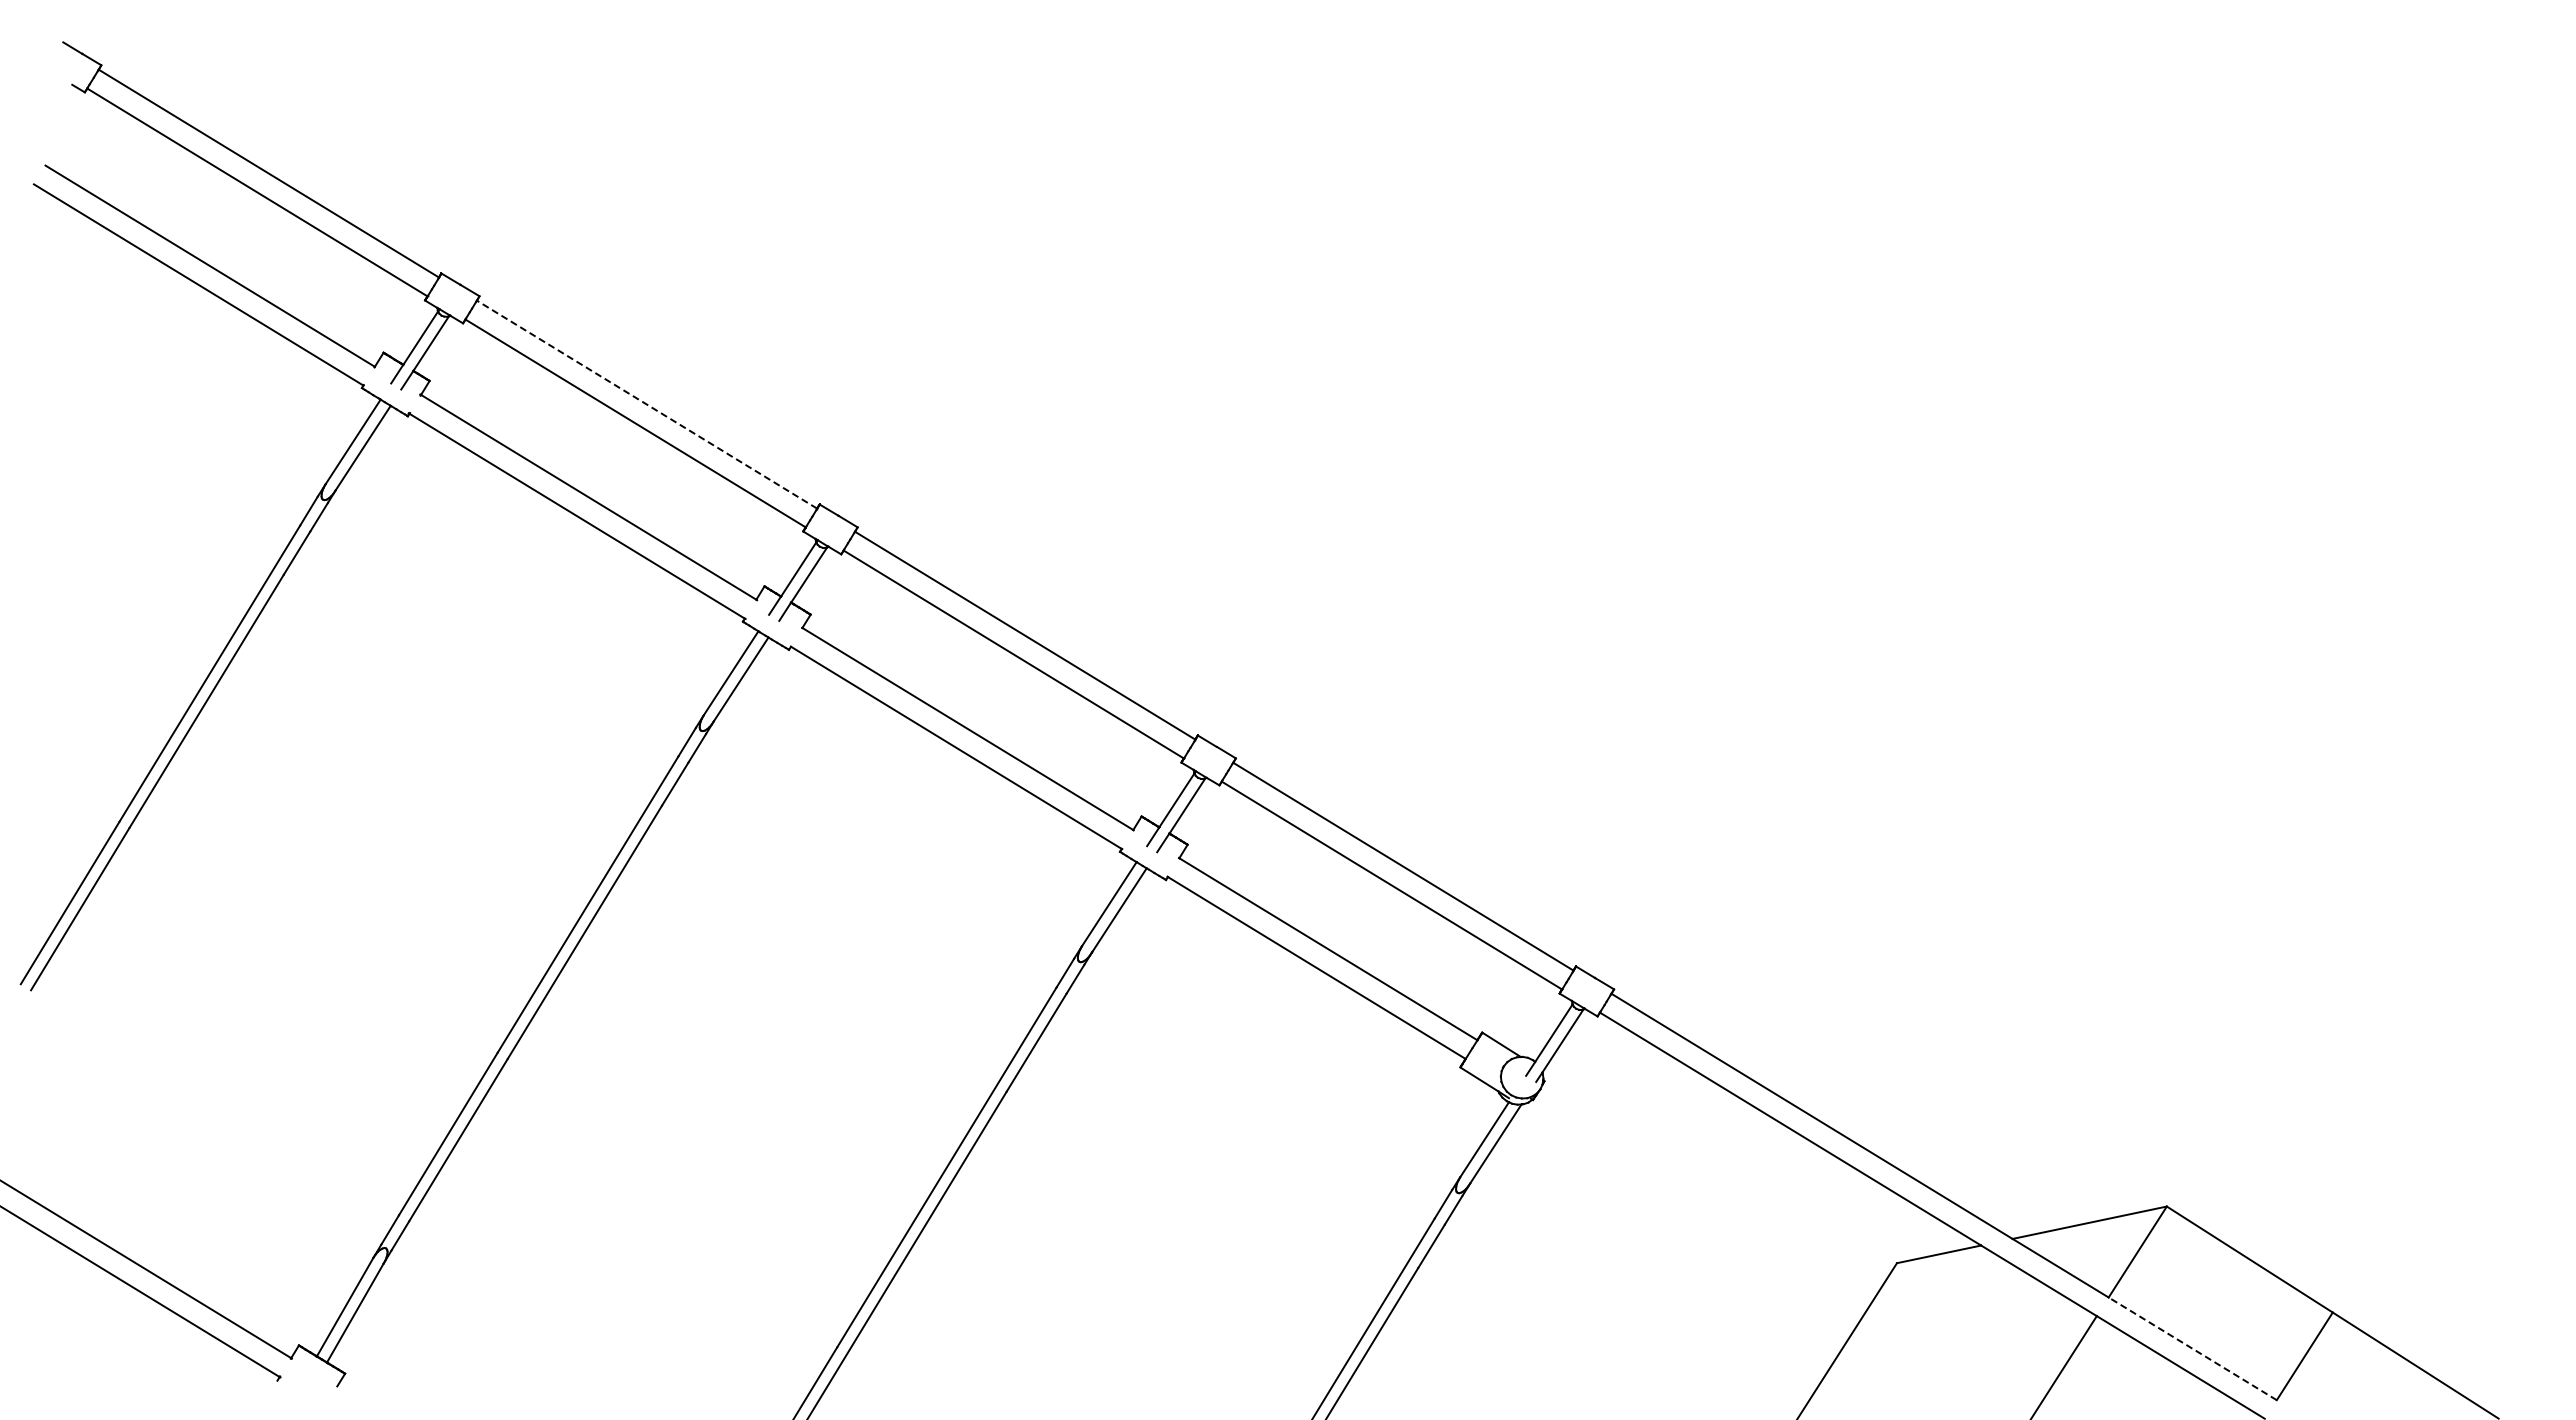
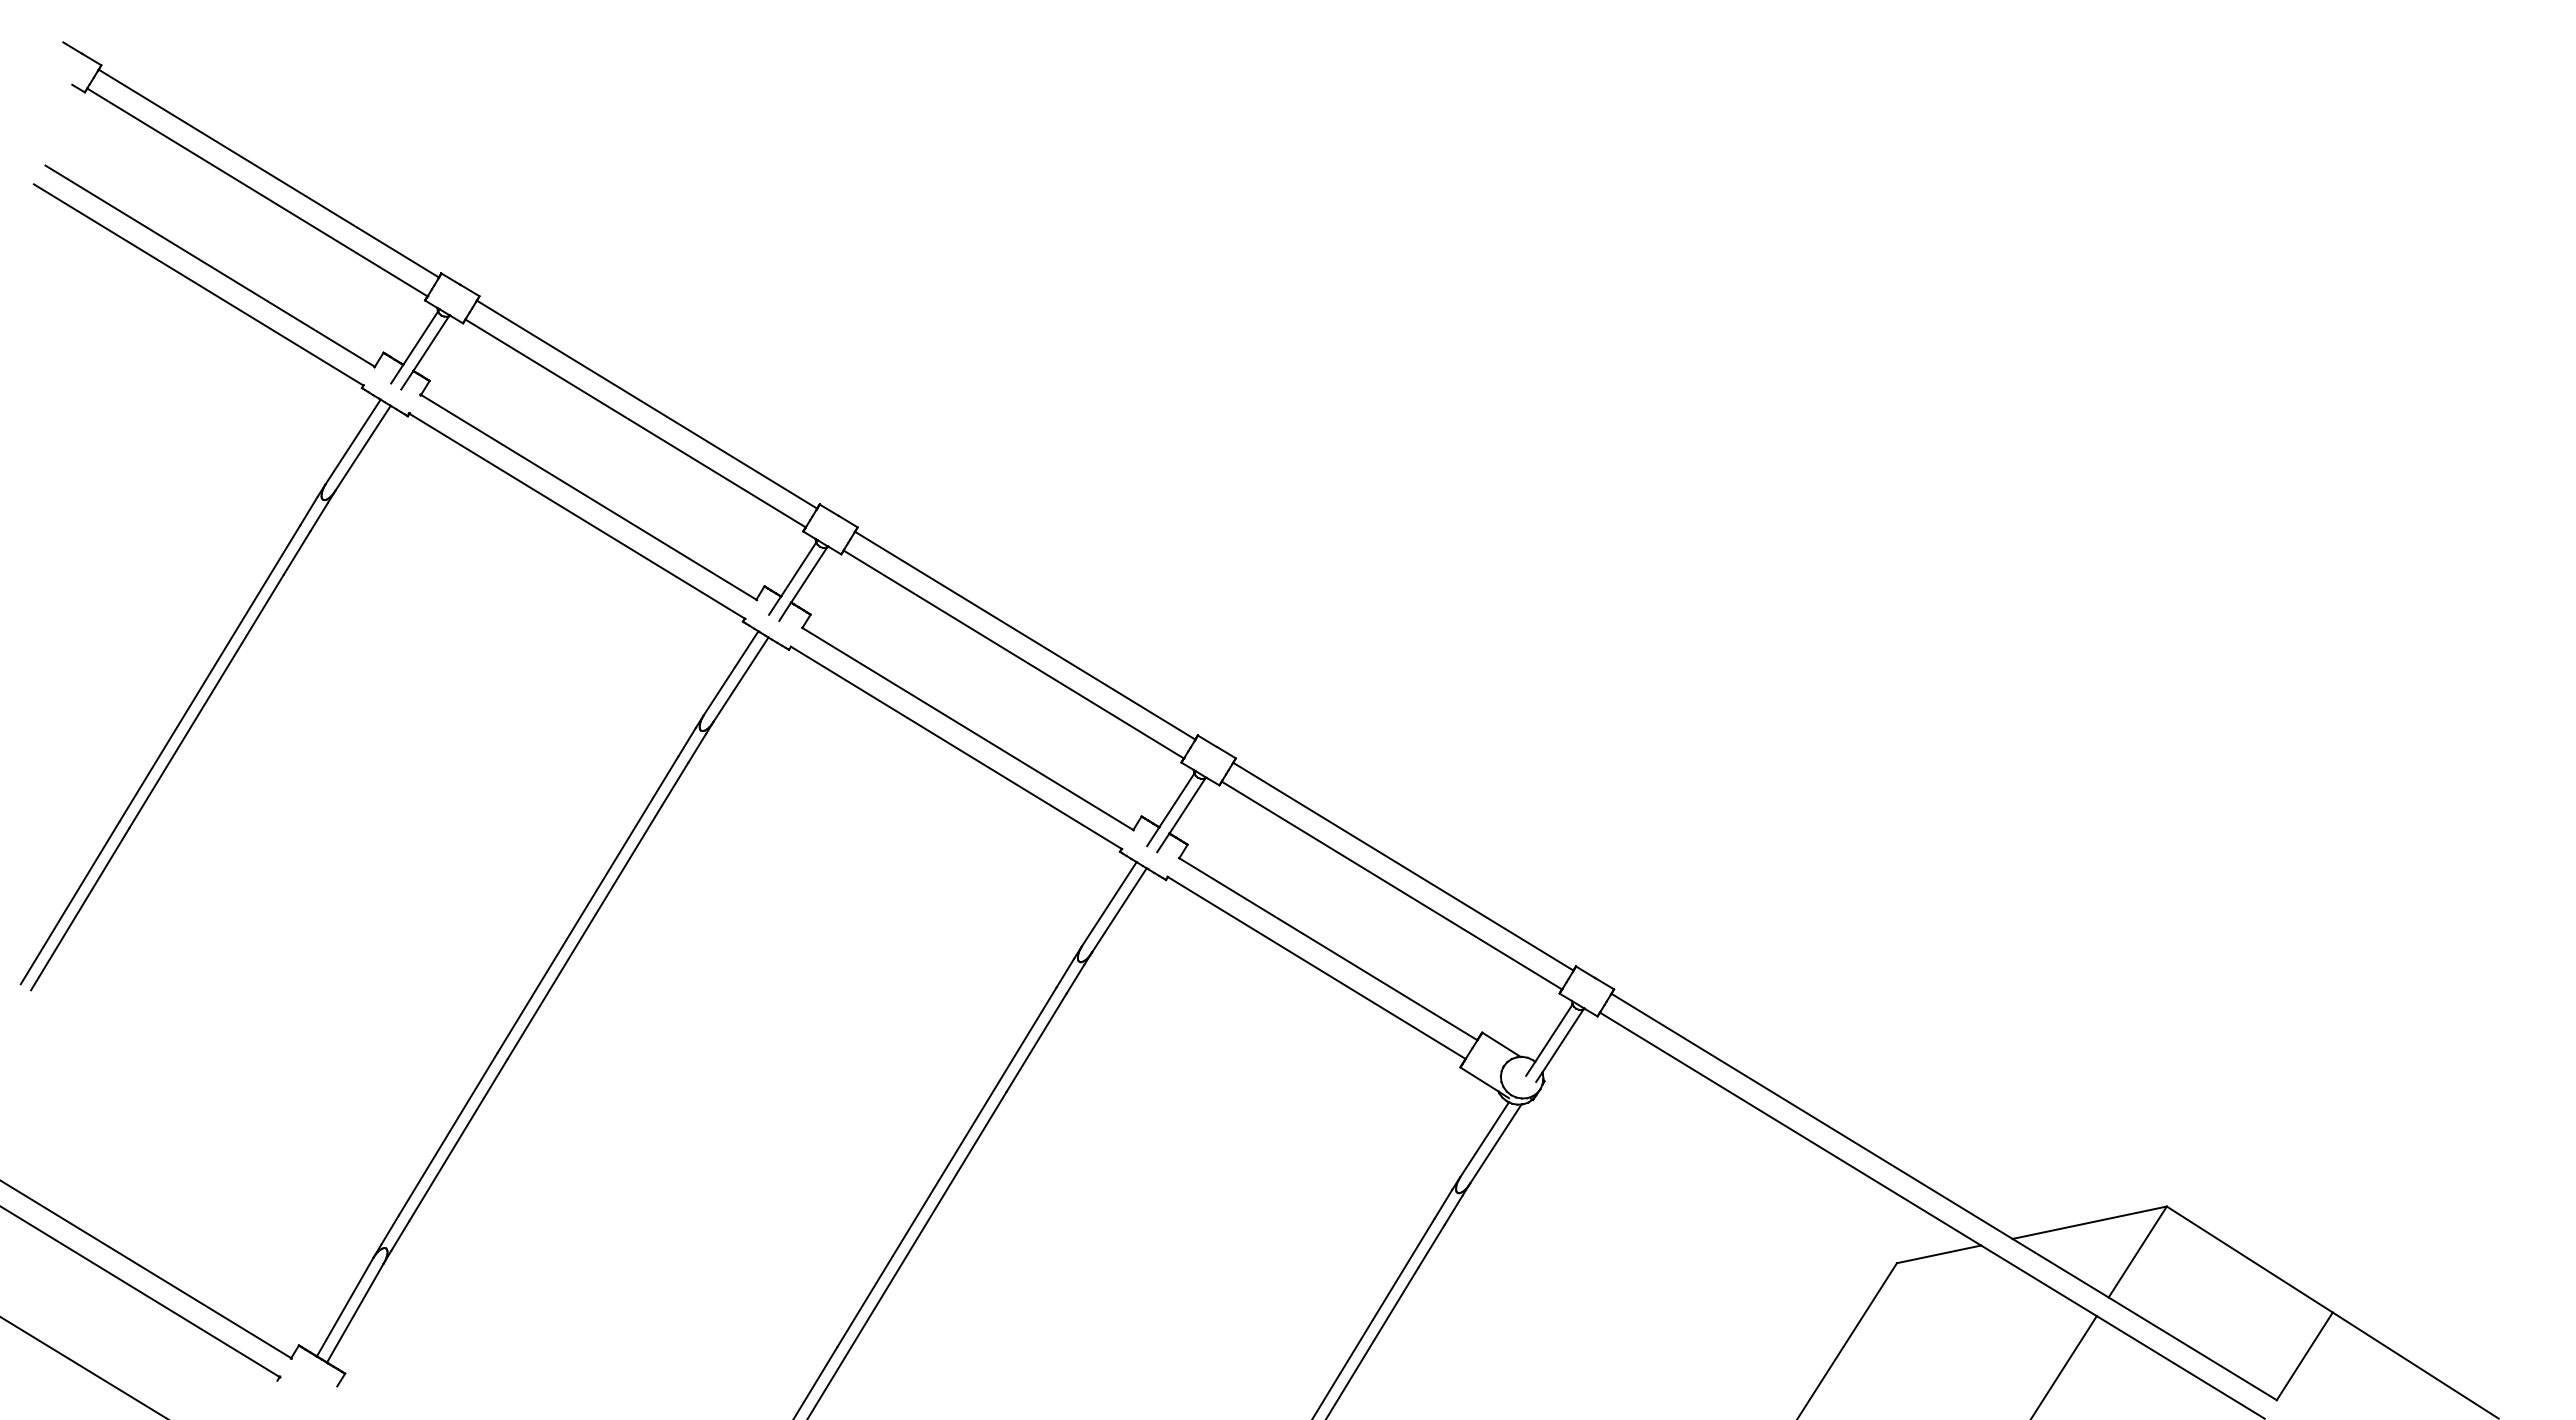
line: dashed -> solid (646, 404)
line: dashed -> solid (2192, 1348)
line: none -> present (83, 1367)
